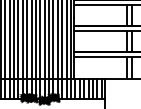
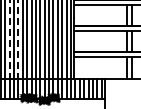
line: solid -> dashed (9, 39)
line: solid -> dashed (18, 39)
